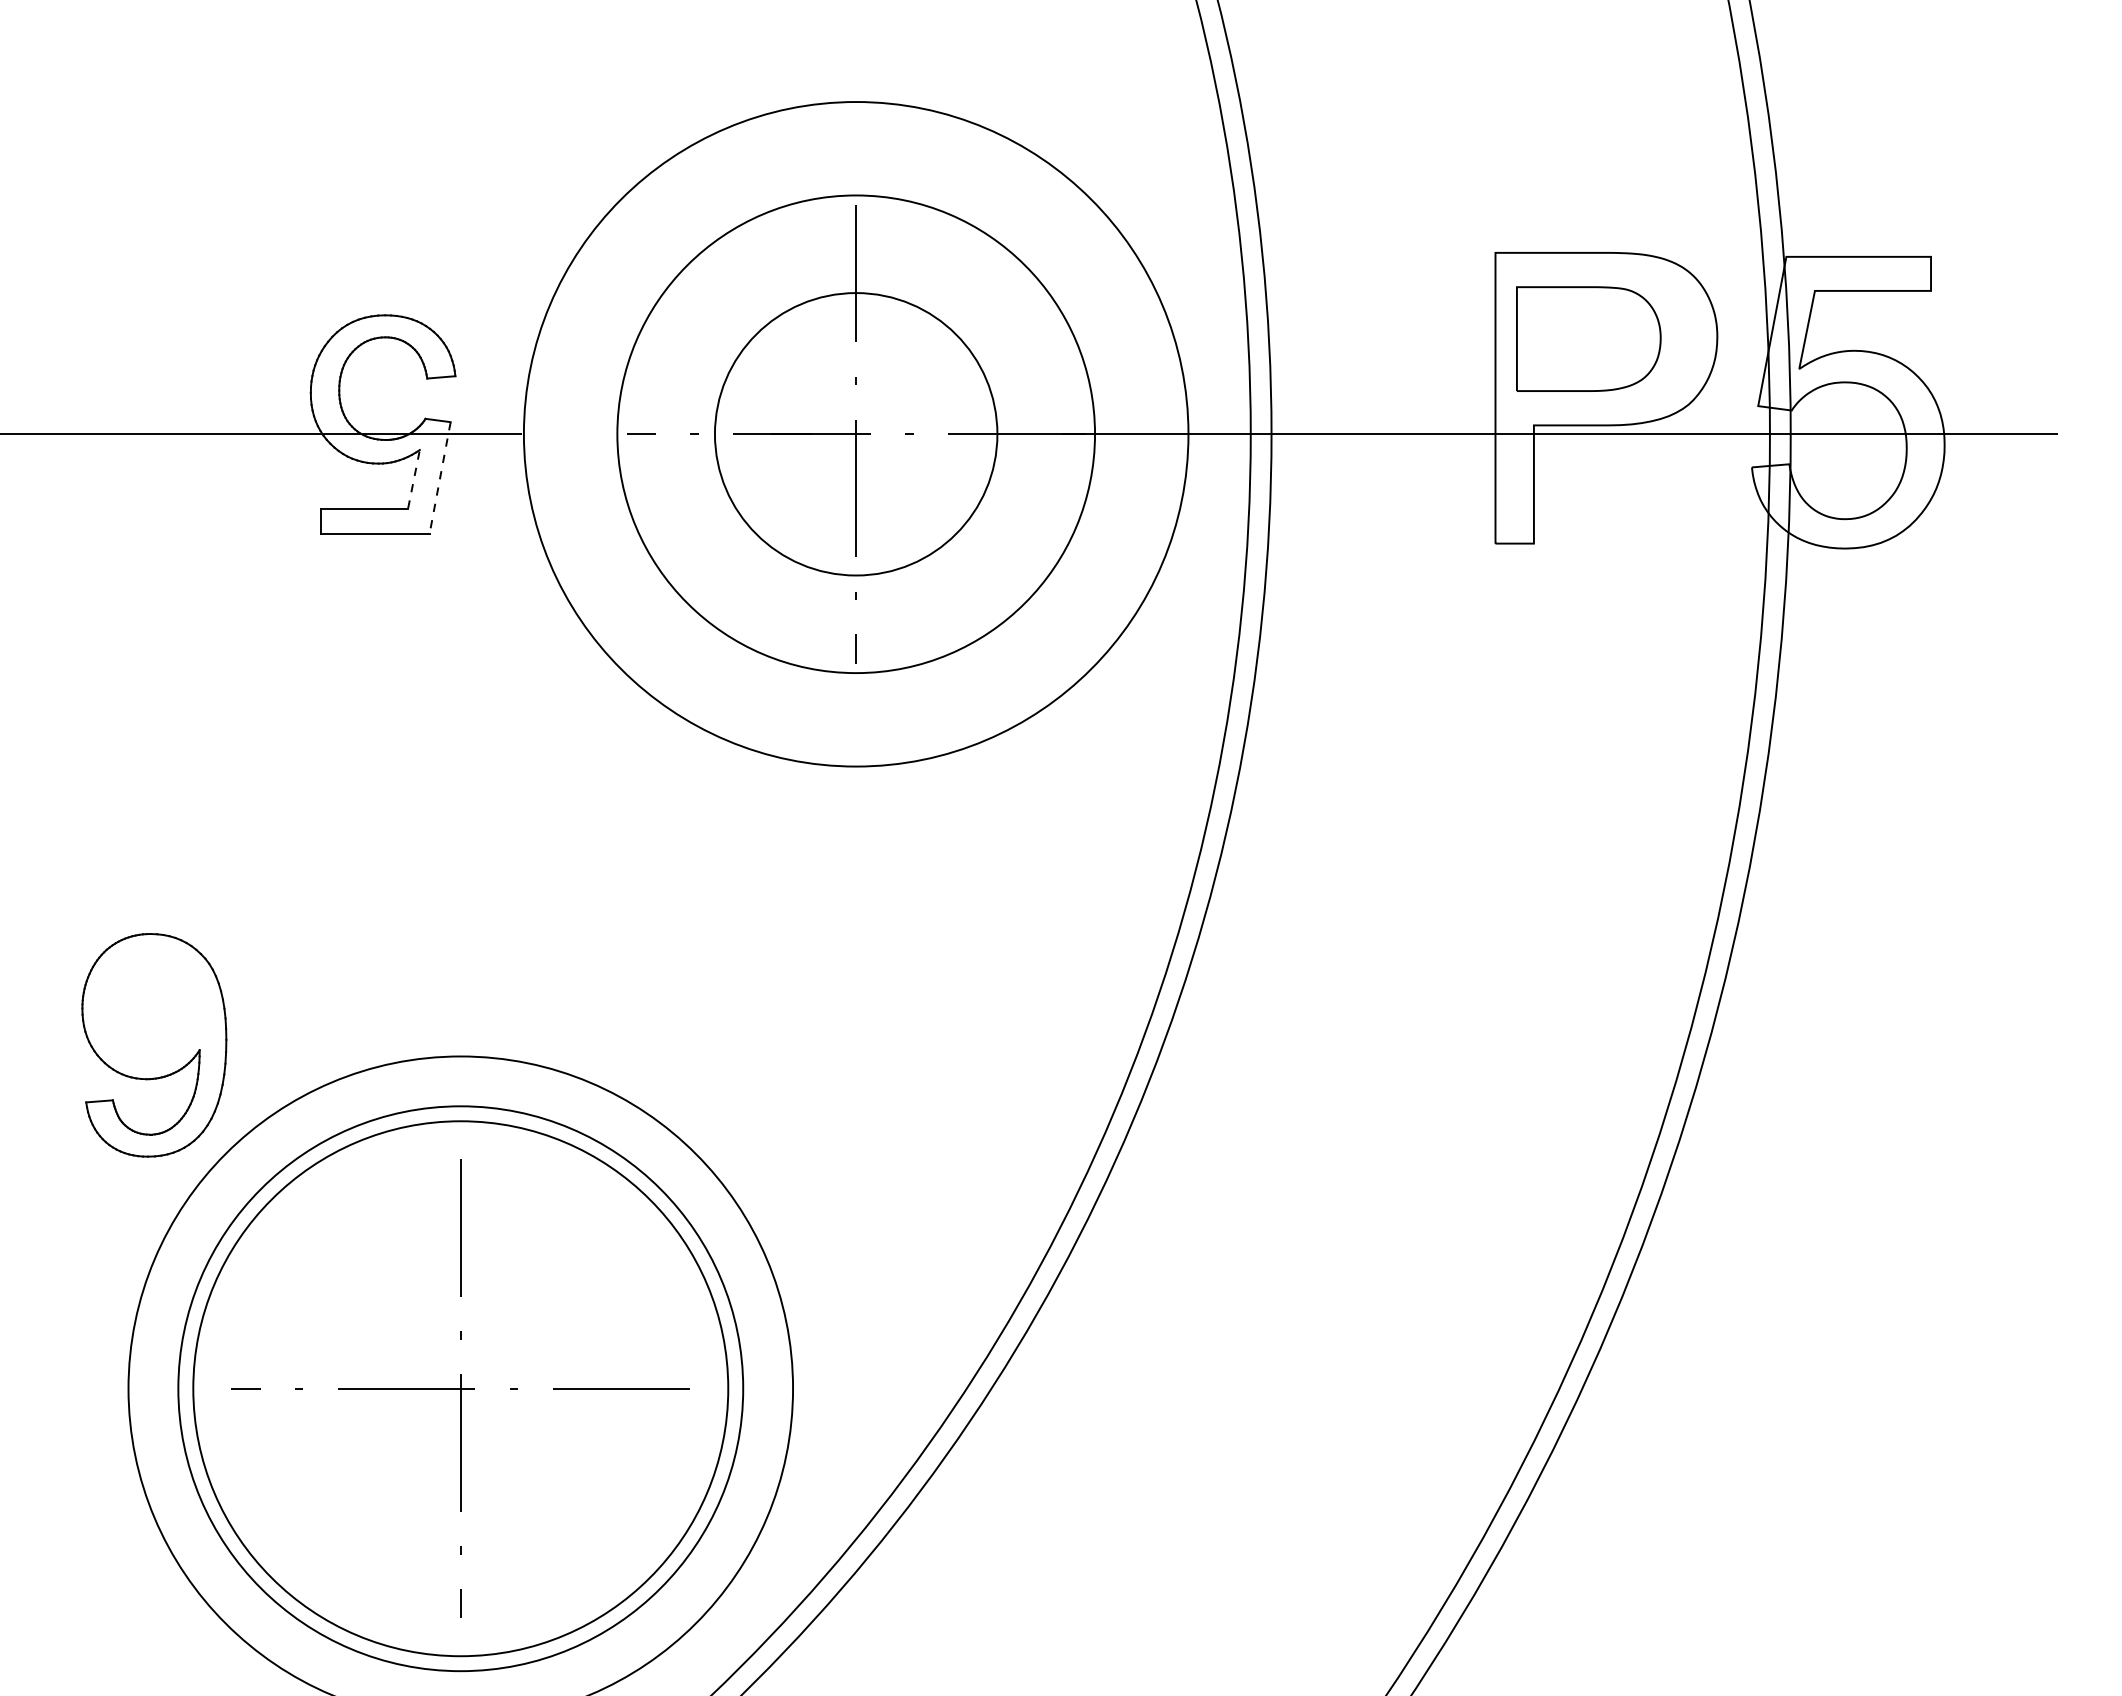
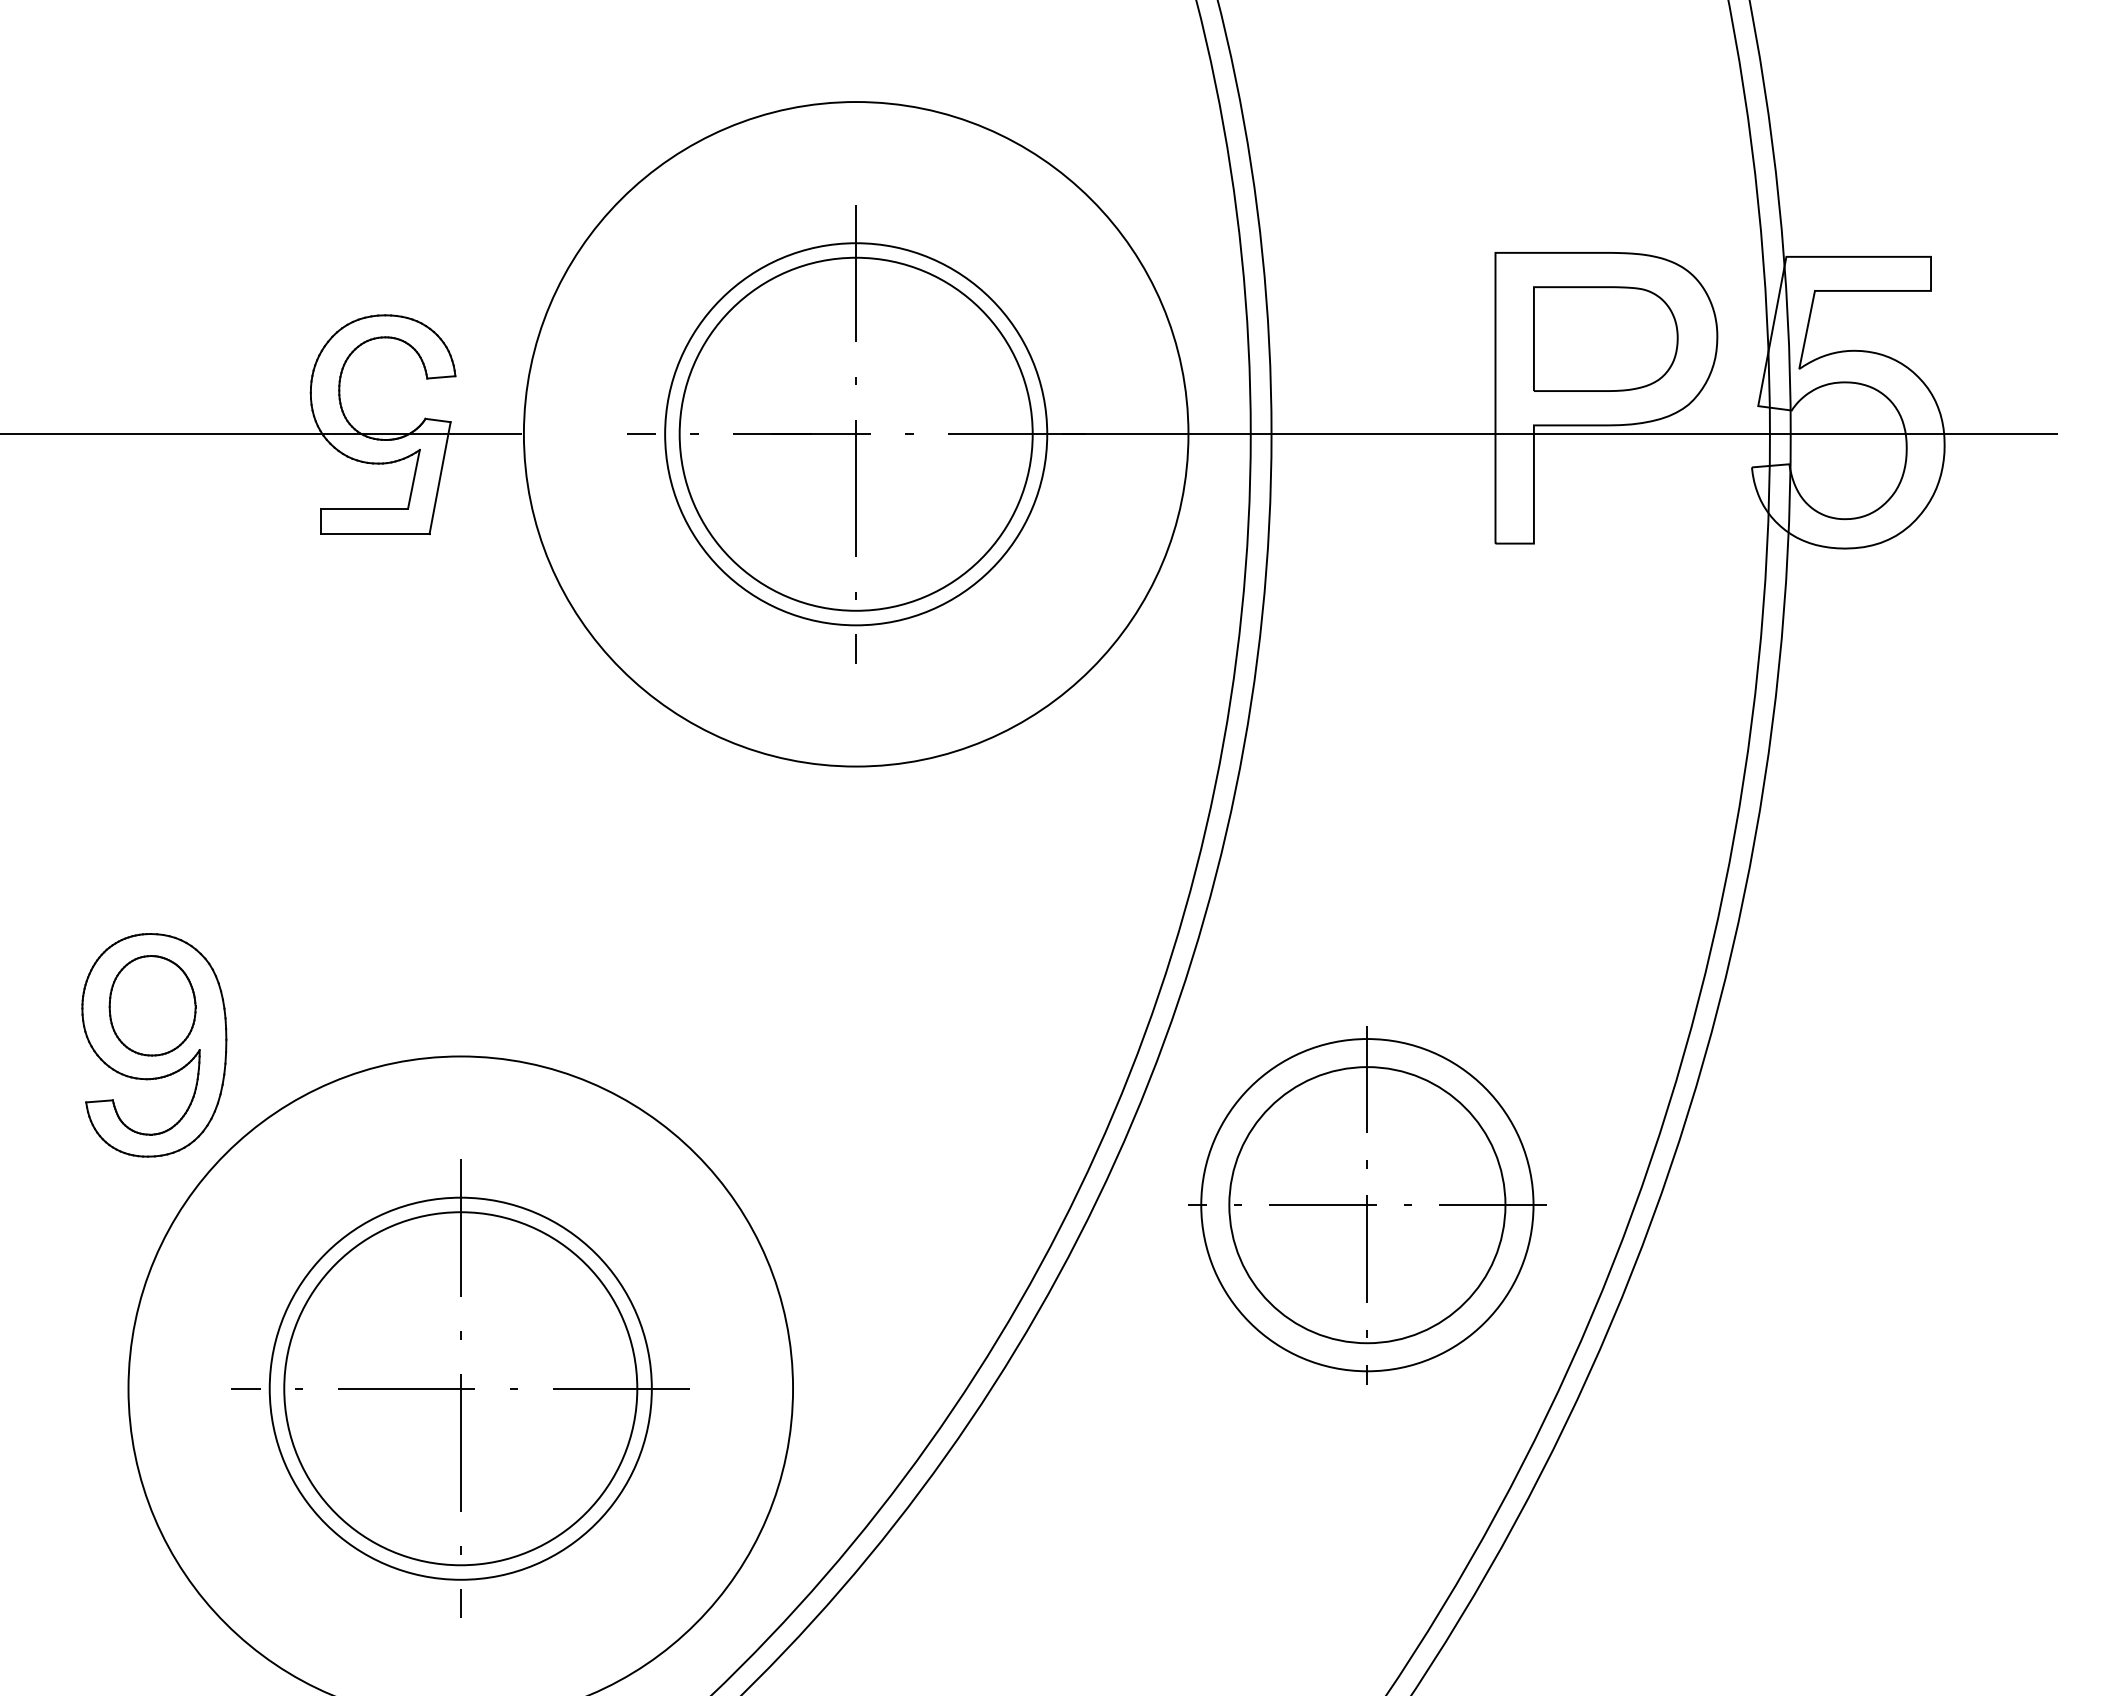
part position: (1588, 338) -> (1605, 338) (1605, 338)
circle diameter: 282 px -> 353 px (855, 433)
circle diameter: 478 px -> 382 px (856, 434)
line: dashed -> solid (440, 478)
line: dashed -> solid (413, 479)
part: none -> present (152, 1005)
part: none -> present (1367, 1205)
circle diameter: 535 px -> 382 px (460, 1388)
circle diameter: 565 px -> 353 px (460, 1388)
